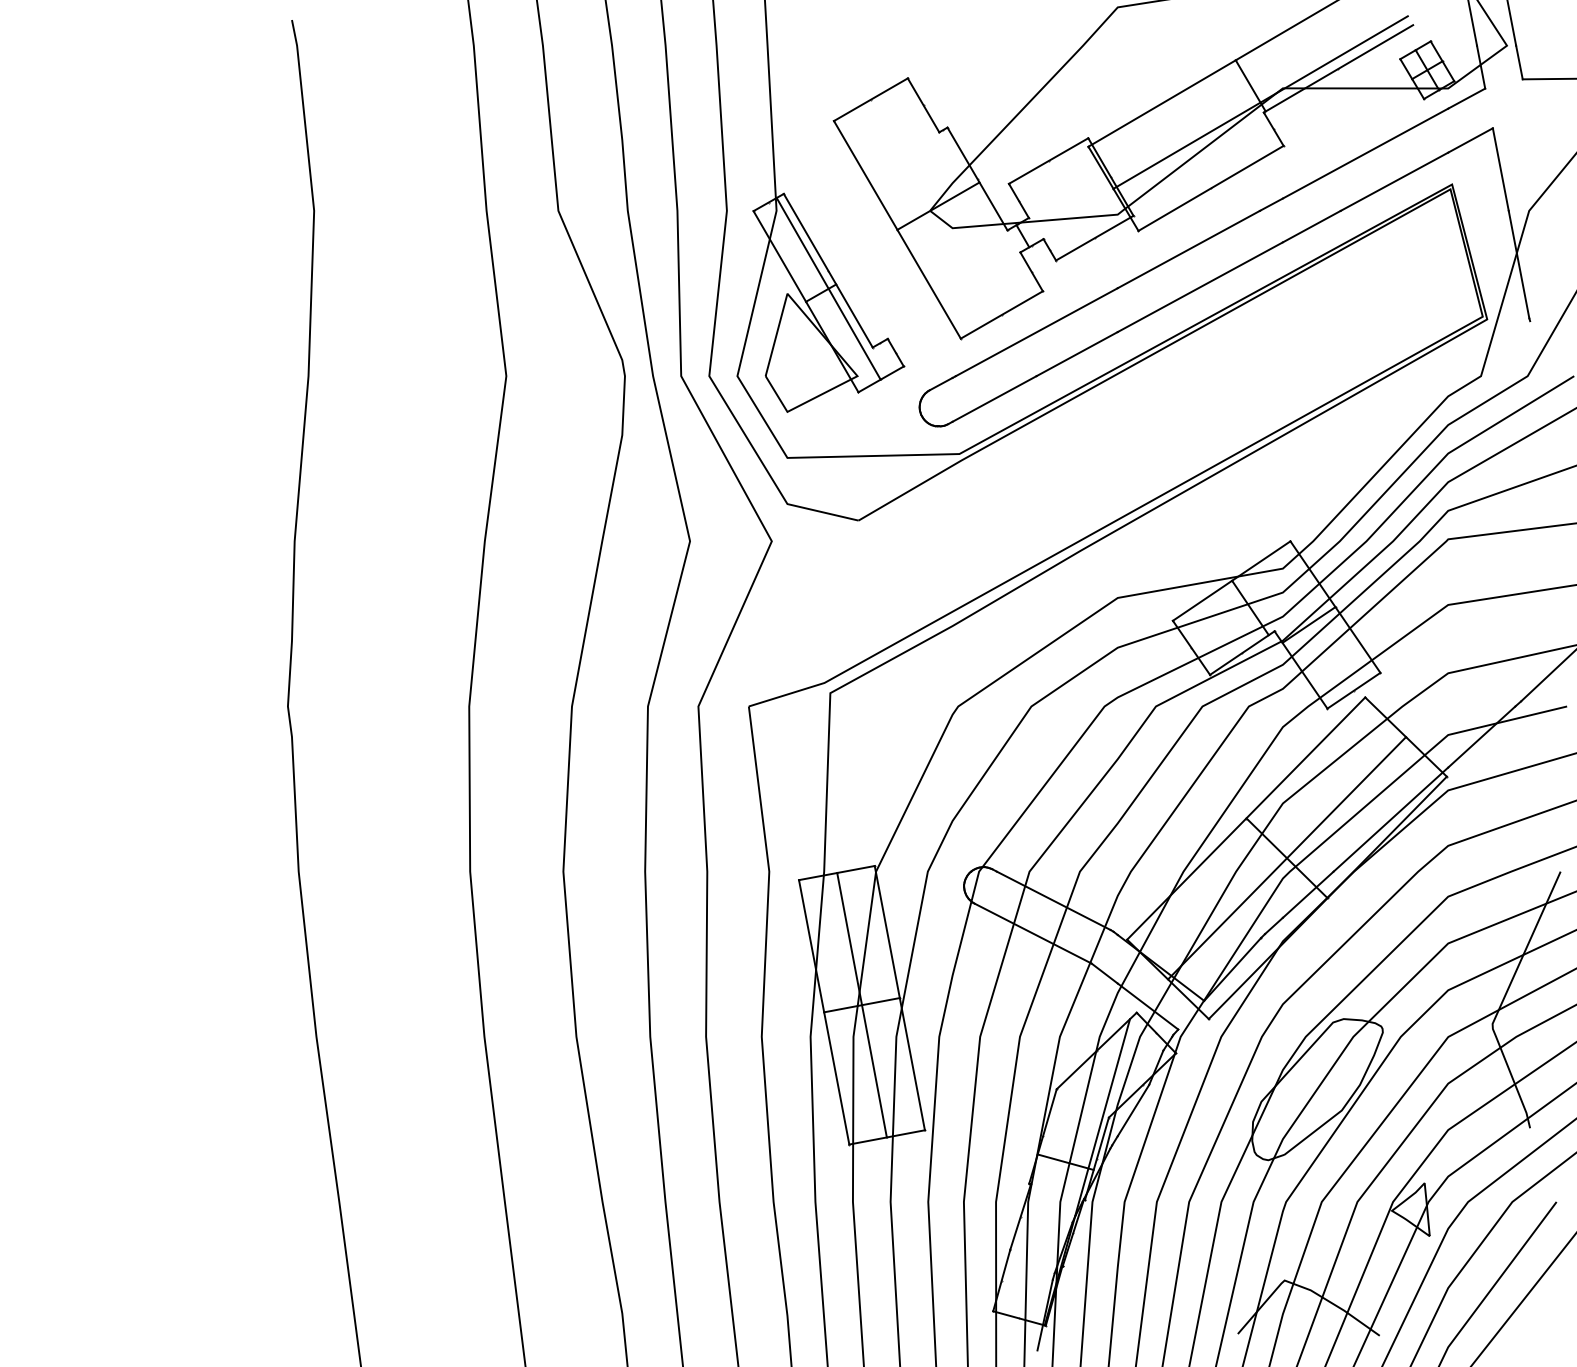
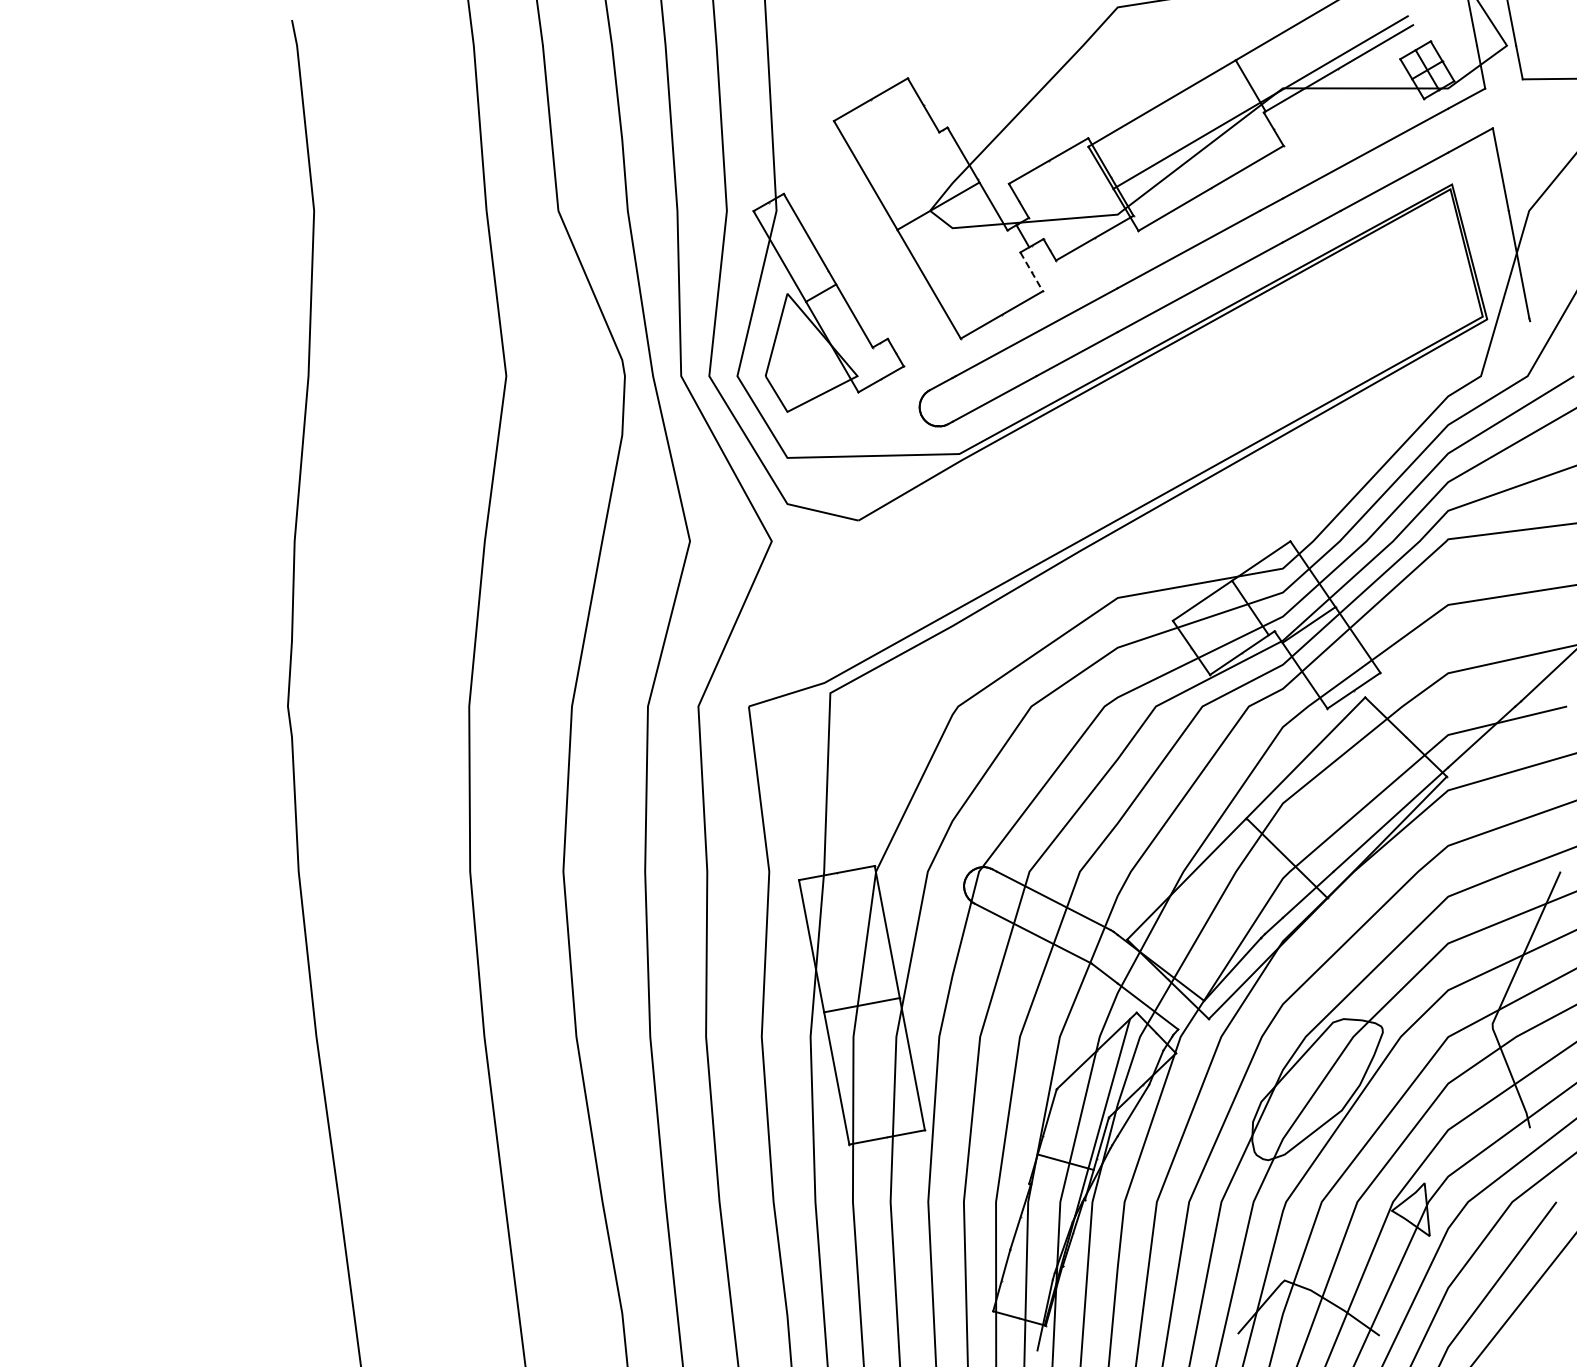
line: solid -> dashed (1031, 272)
line: present -> none (828, 288)
line: present -> none (1286, 858)
line: present -> none (861, 1004)
